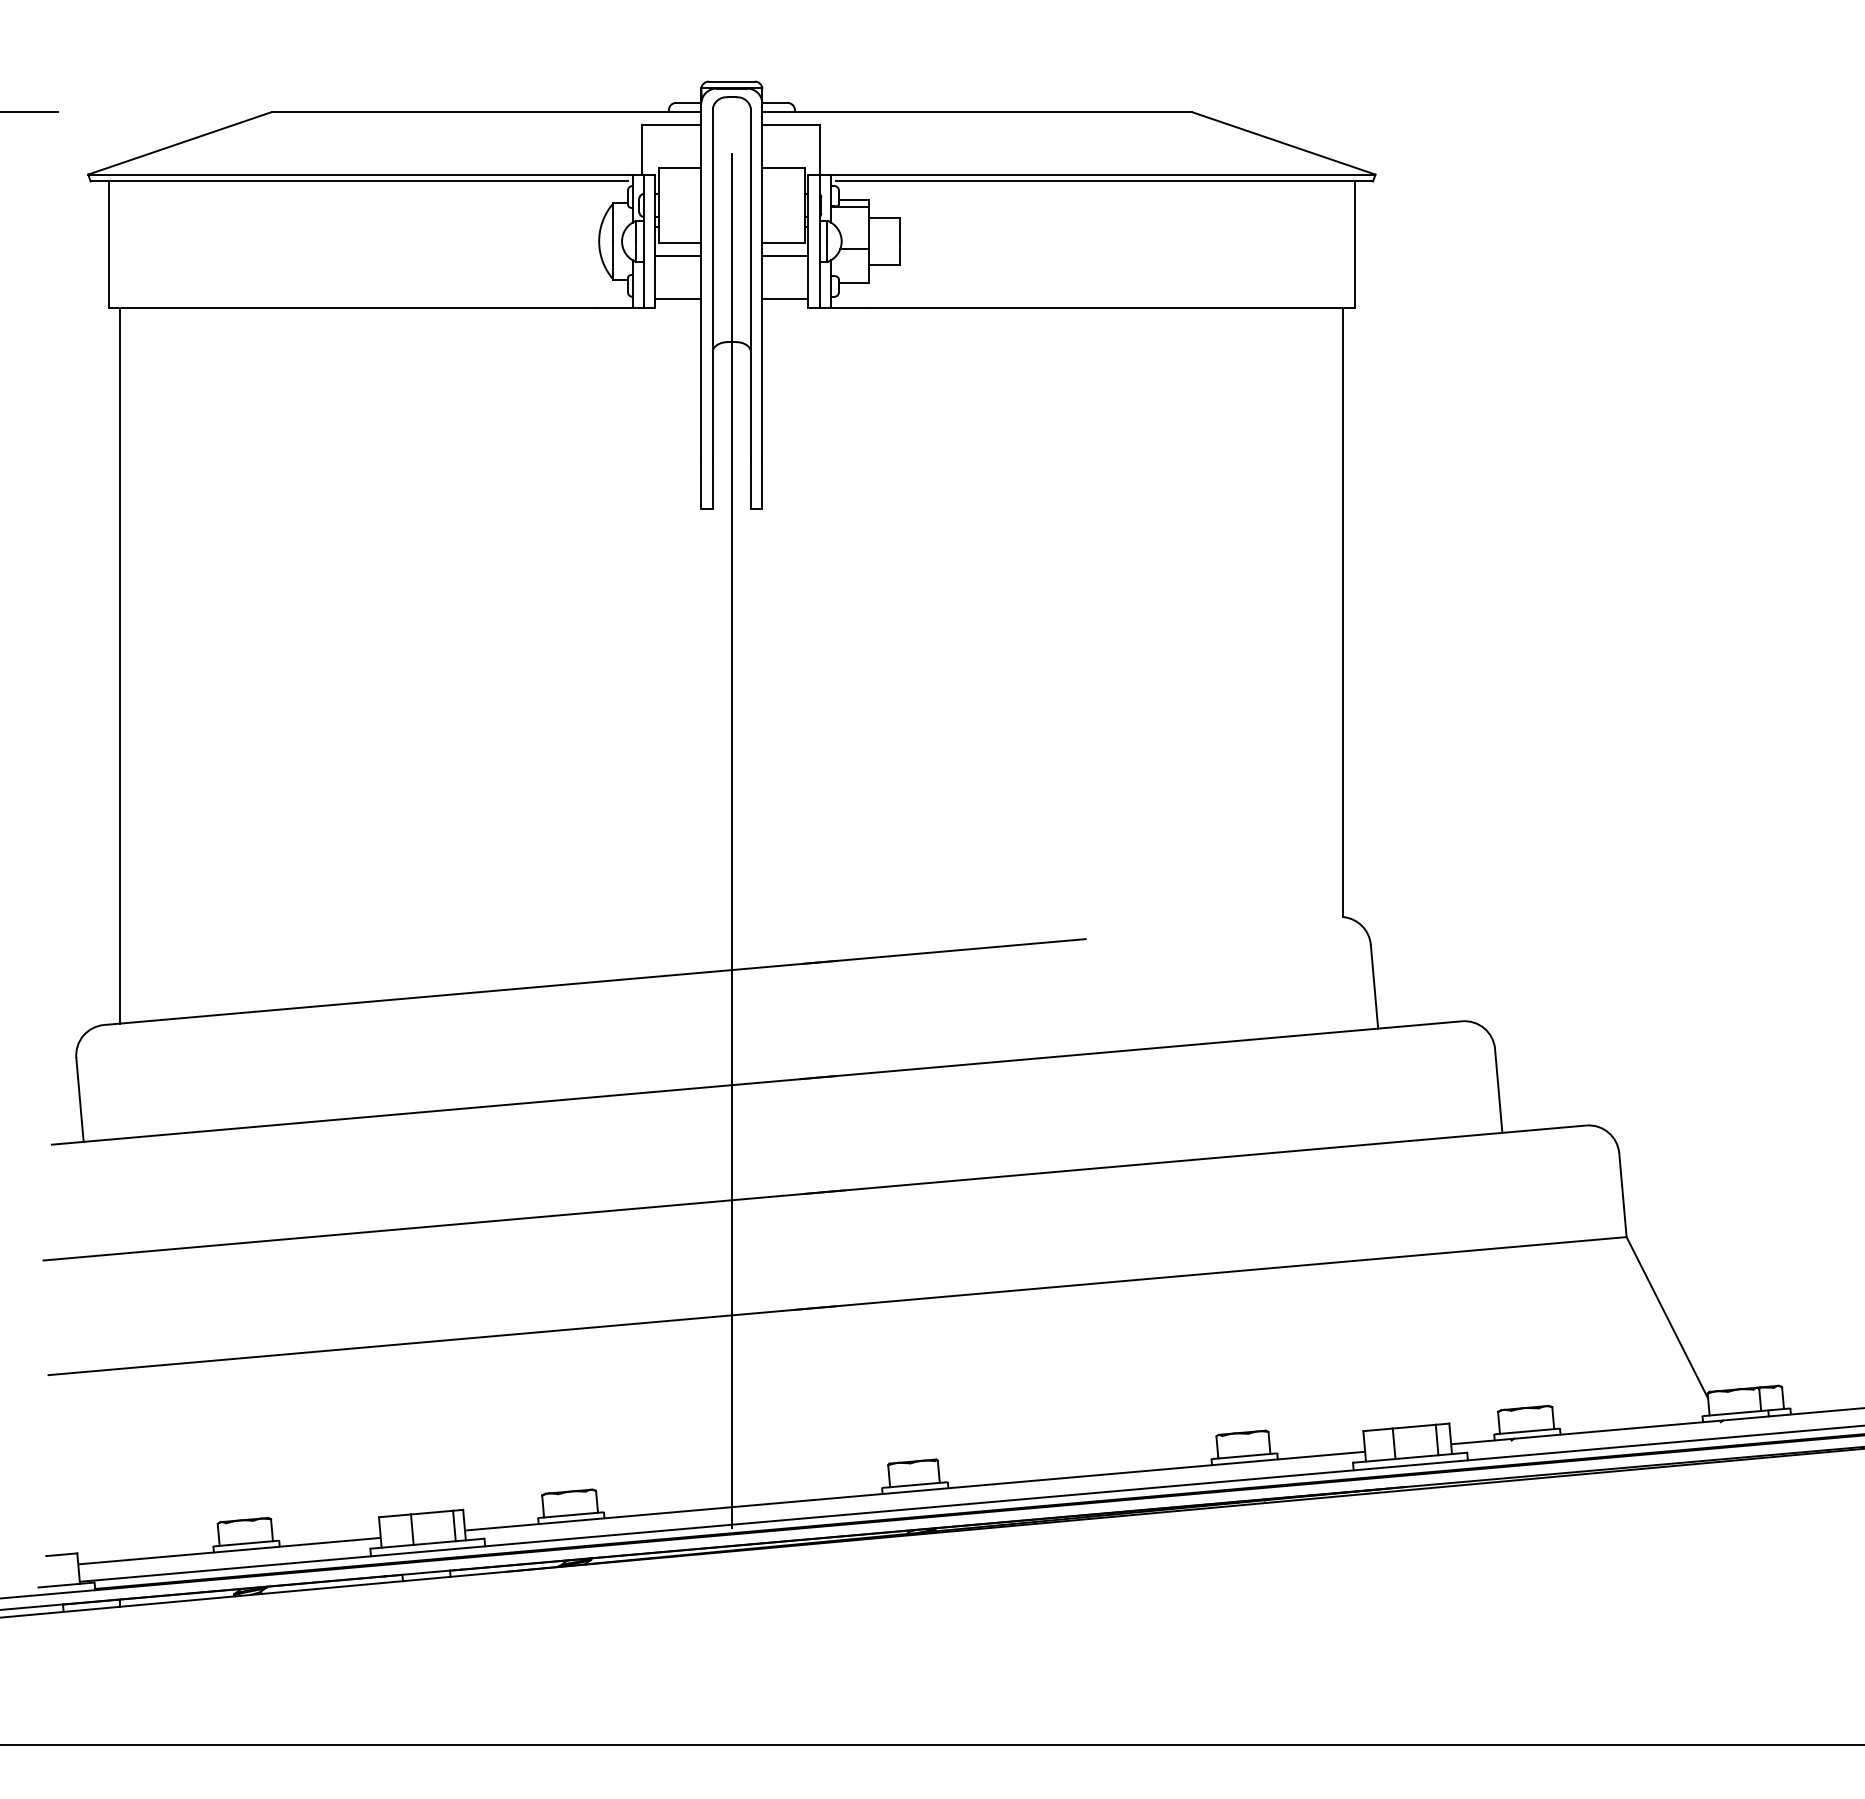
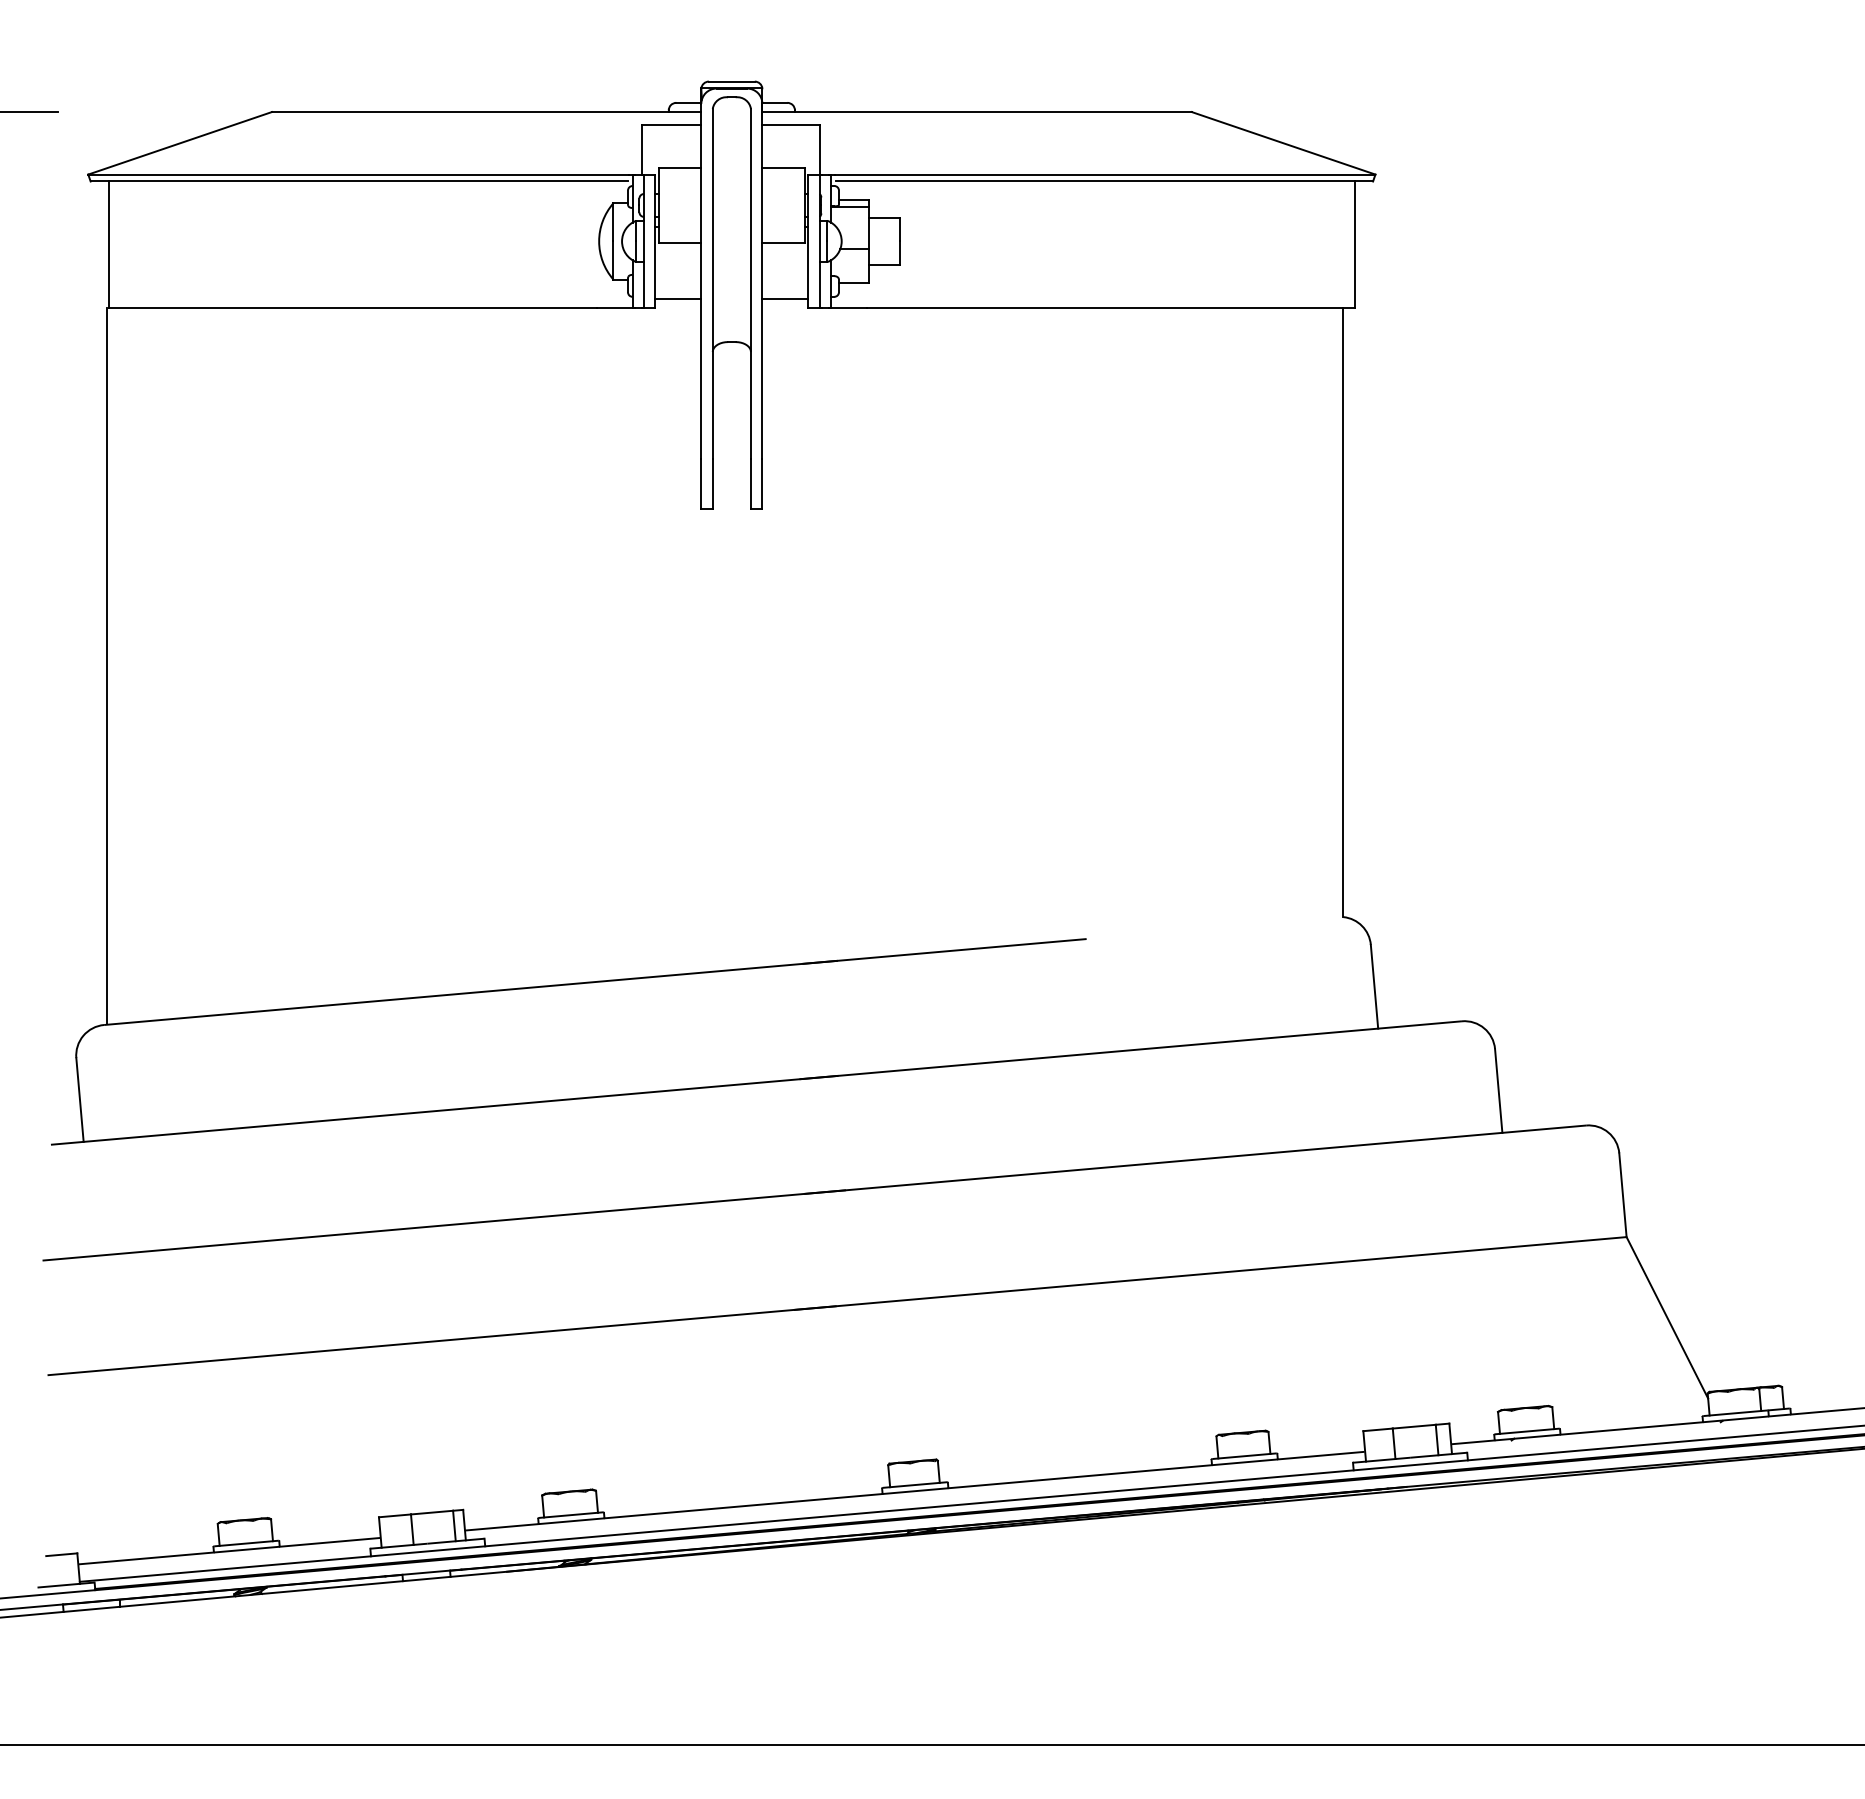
line: present -> none (678, 255)
line: present -> none (785, 255)
line position: (120, 665) -> (107, 665) (107, 665)
line: present -> none (731, 765)
